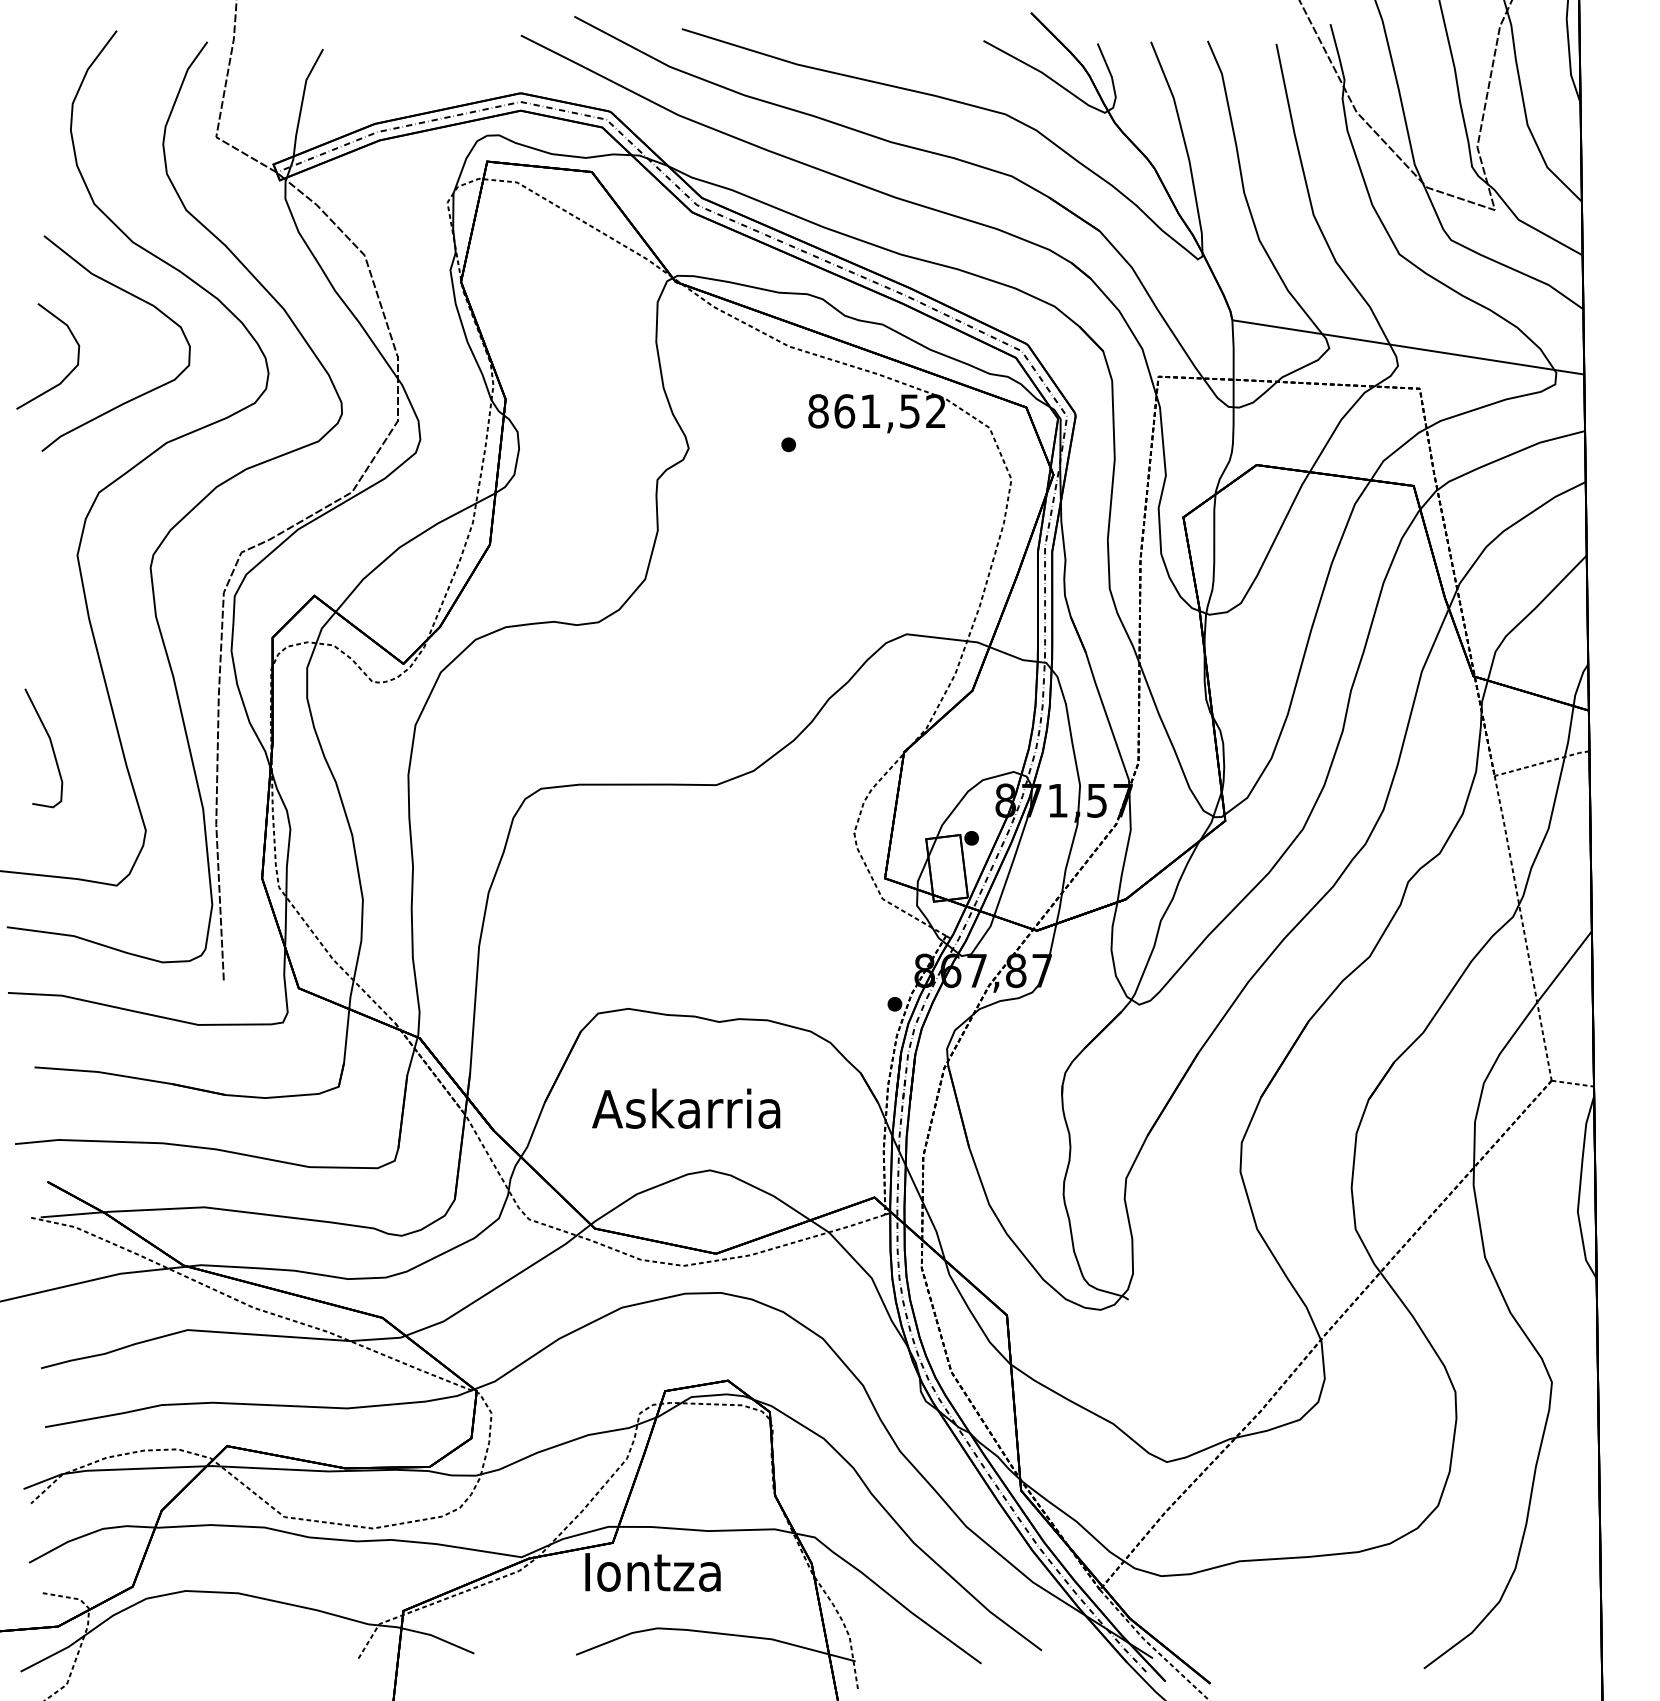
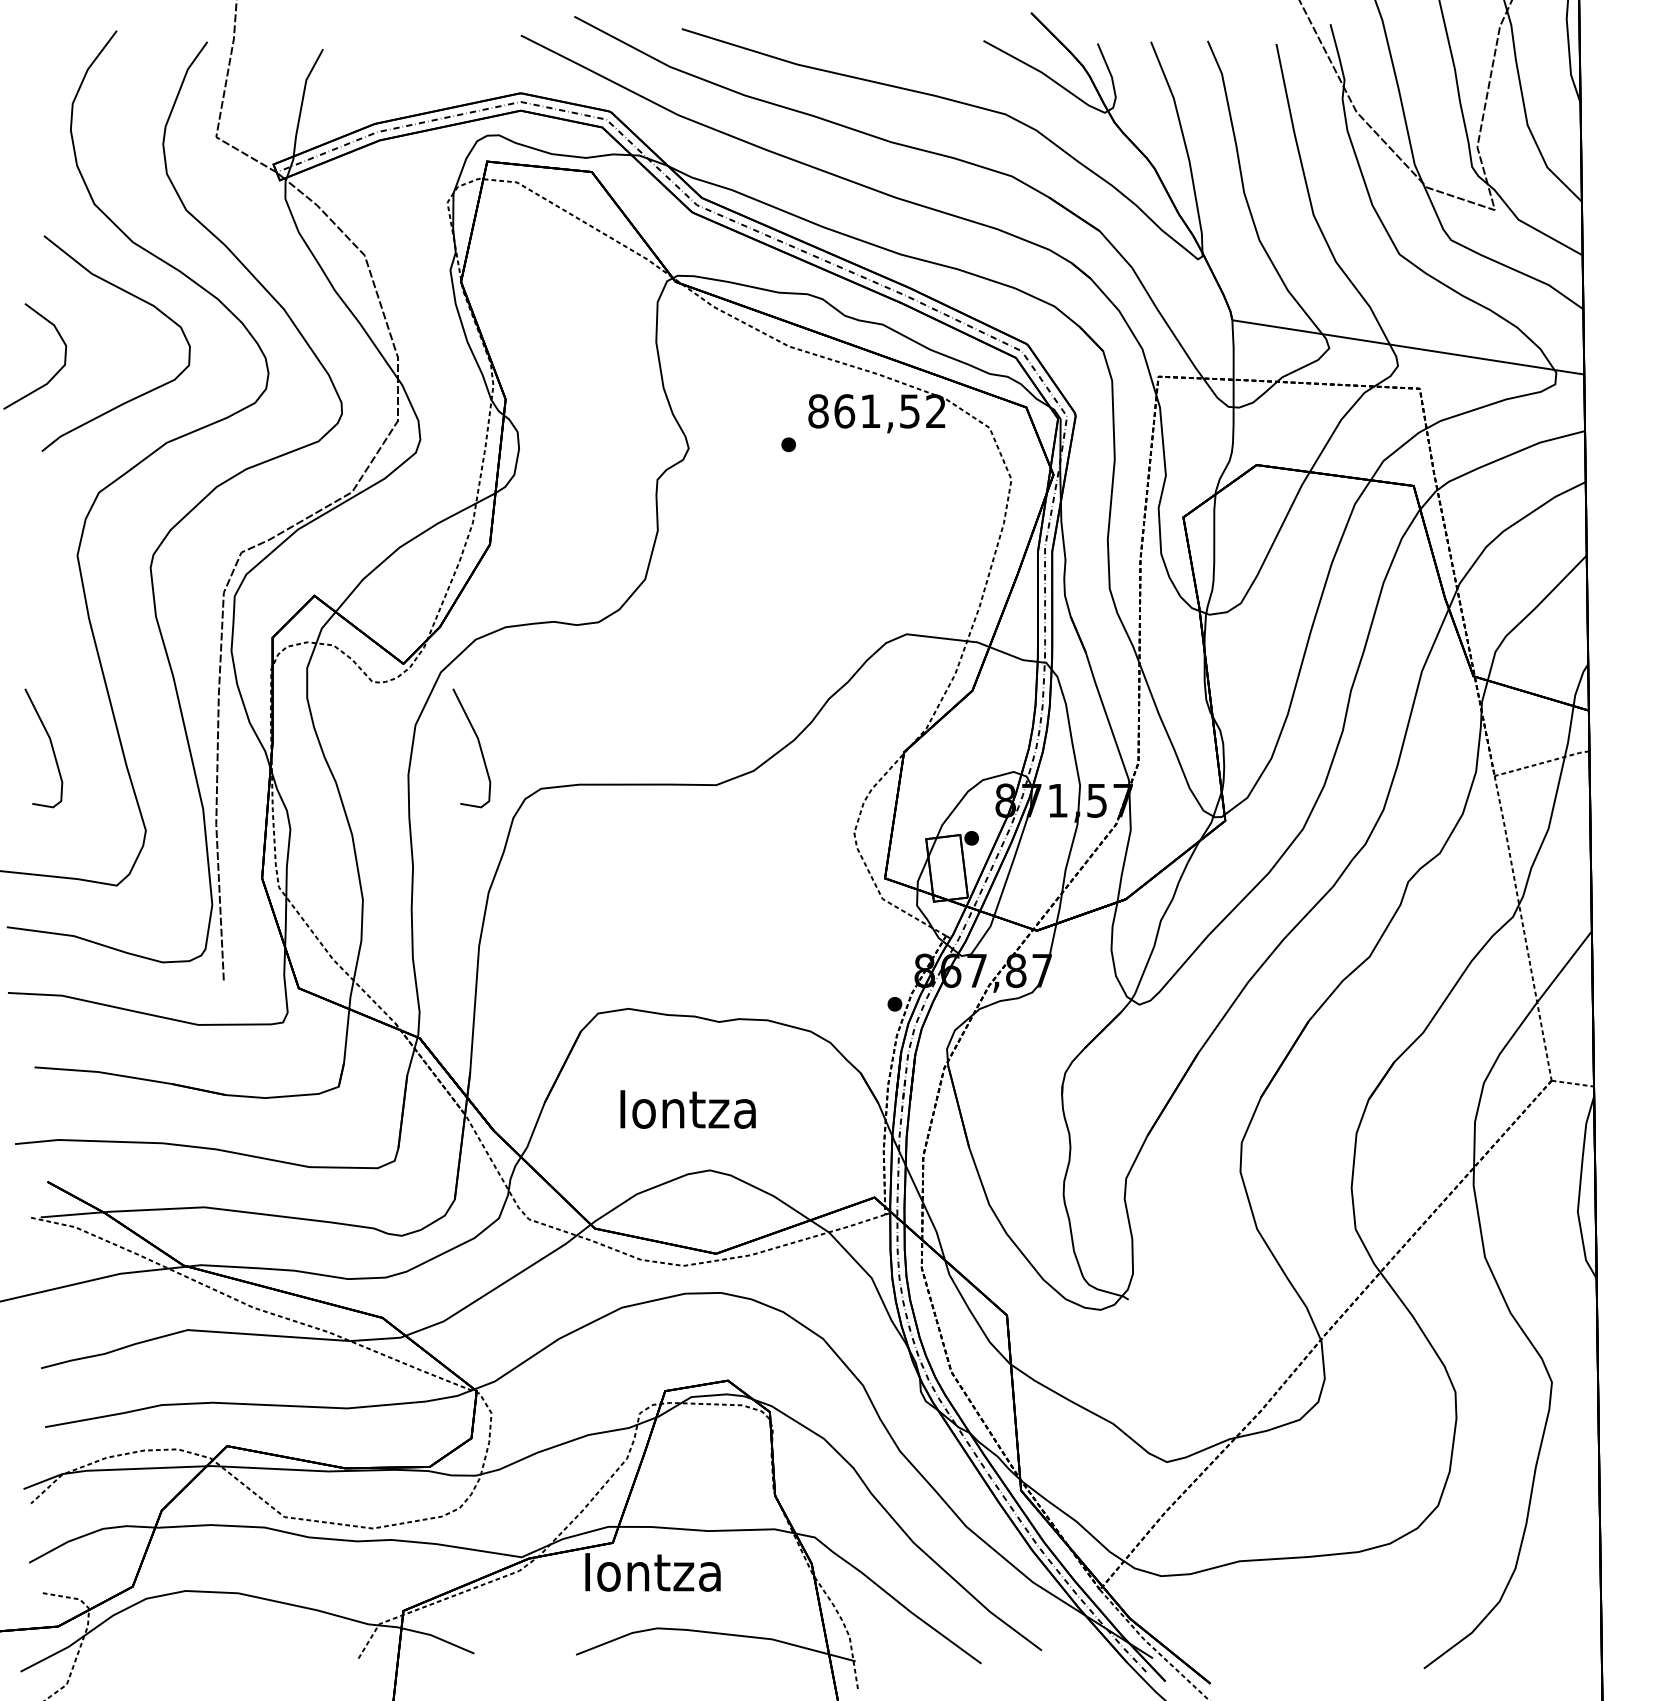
curve position: (67, 374) -> (54, 374) (54, 374)
curve: none -> present (479, 748)
text: Askarria -> Iontza (686, 1108)
